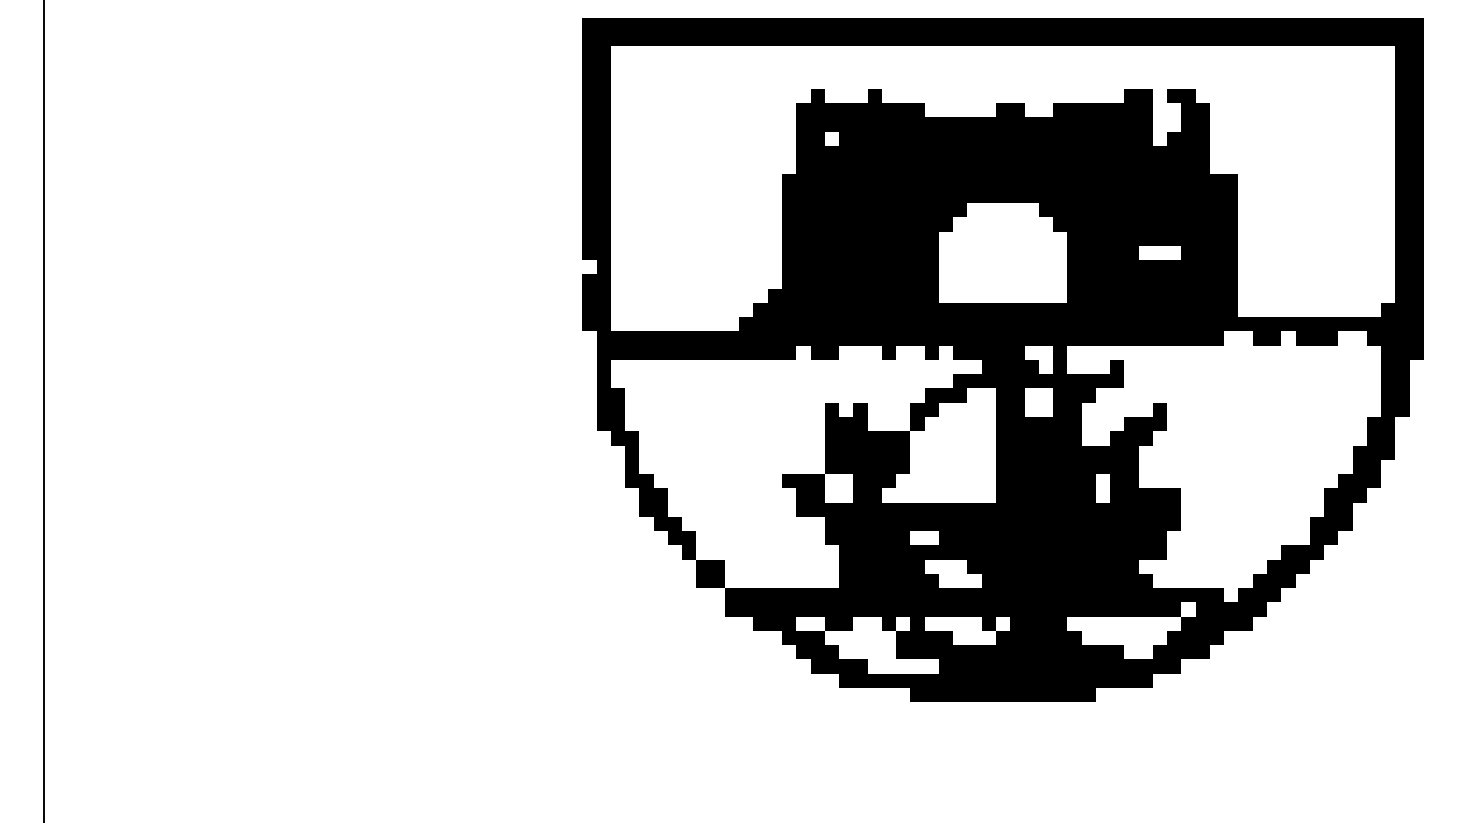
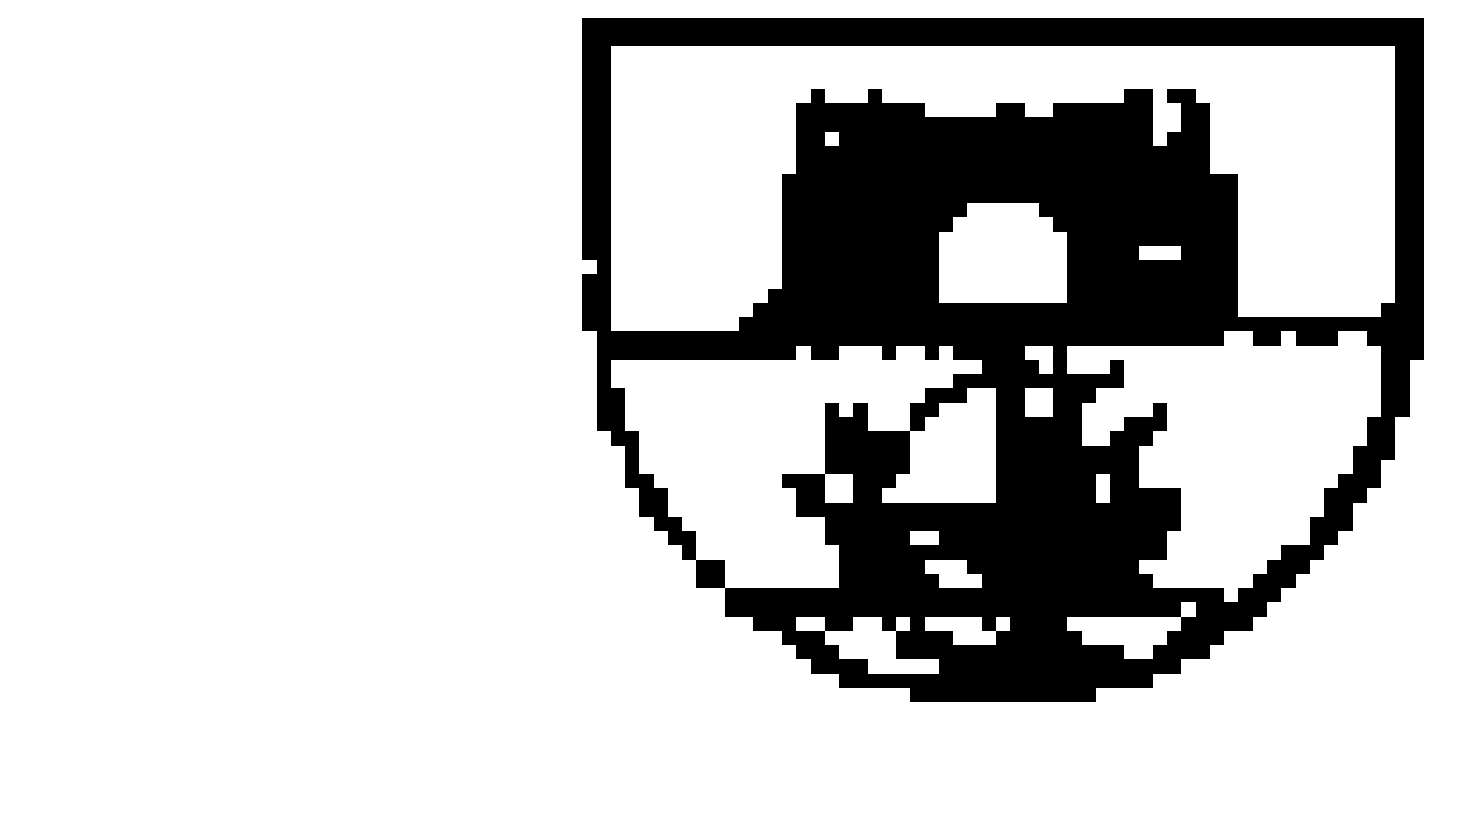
line: present -> none (44, 410)
